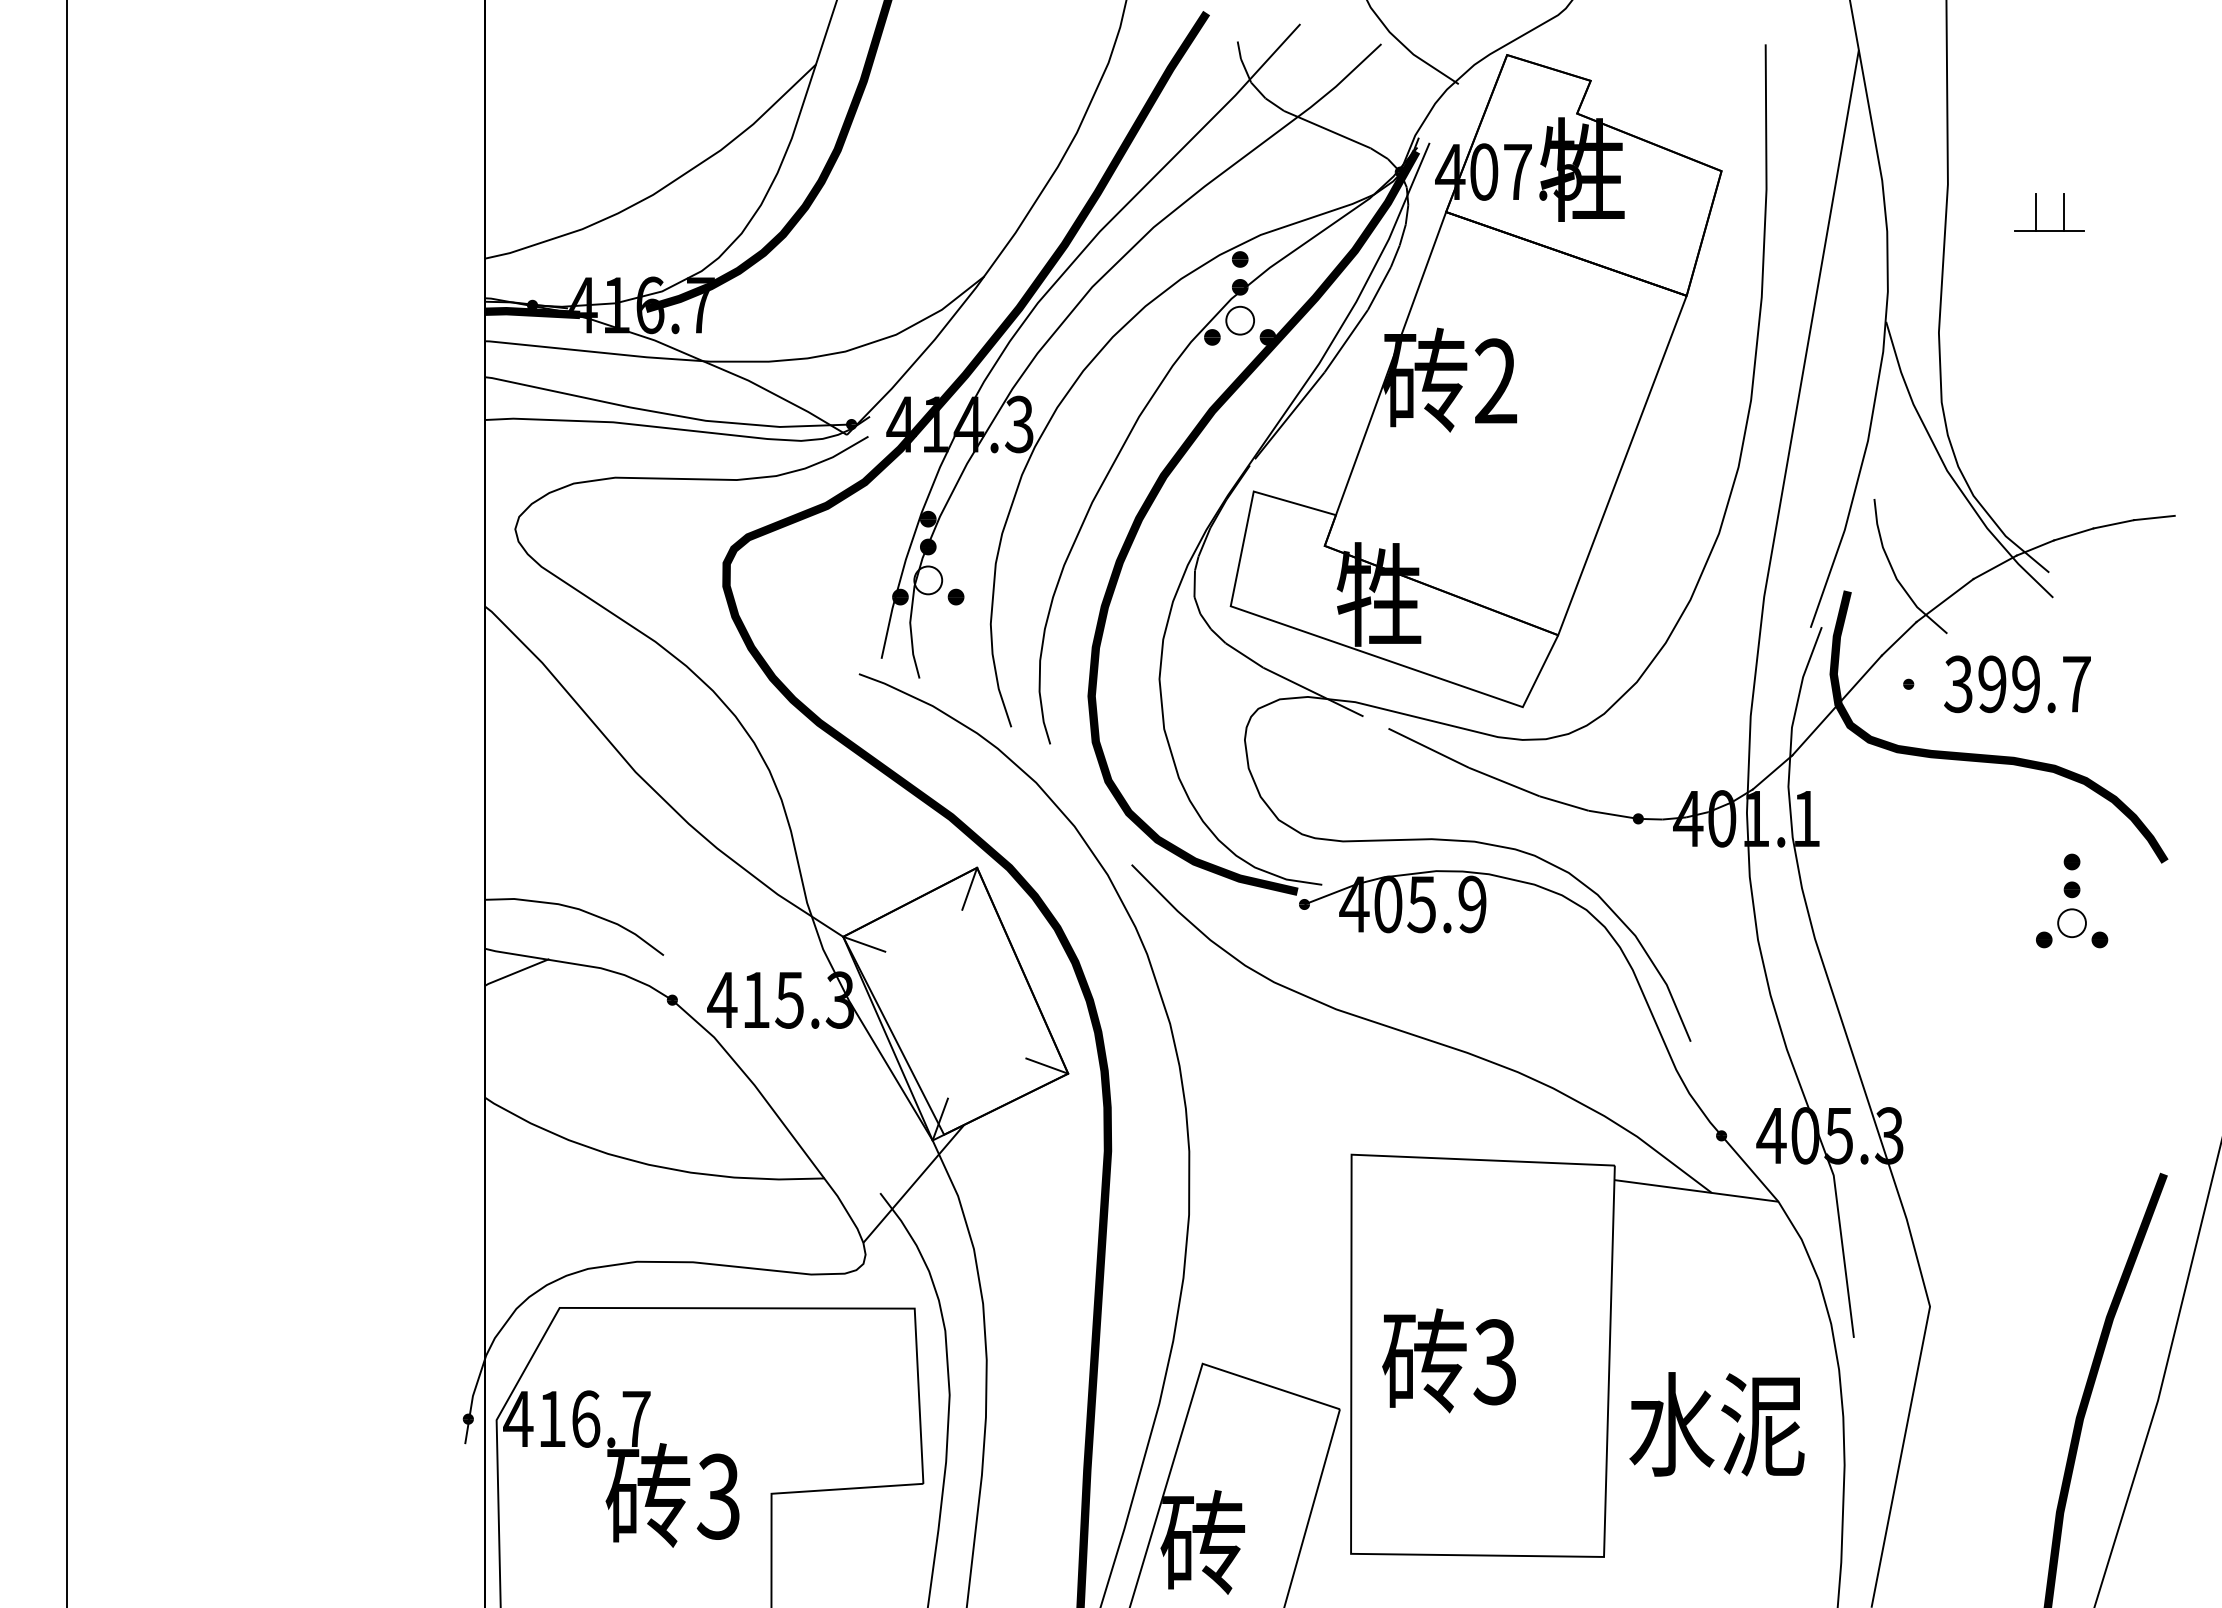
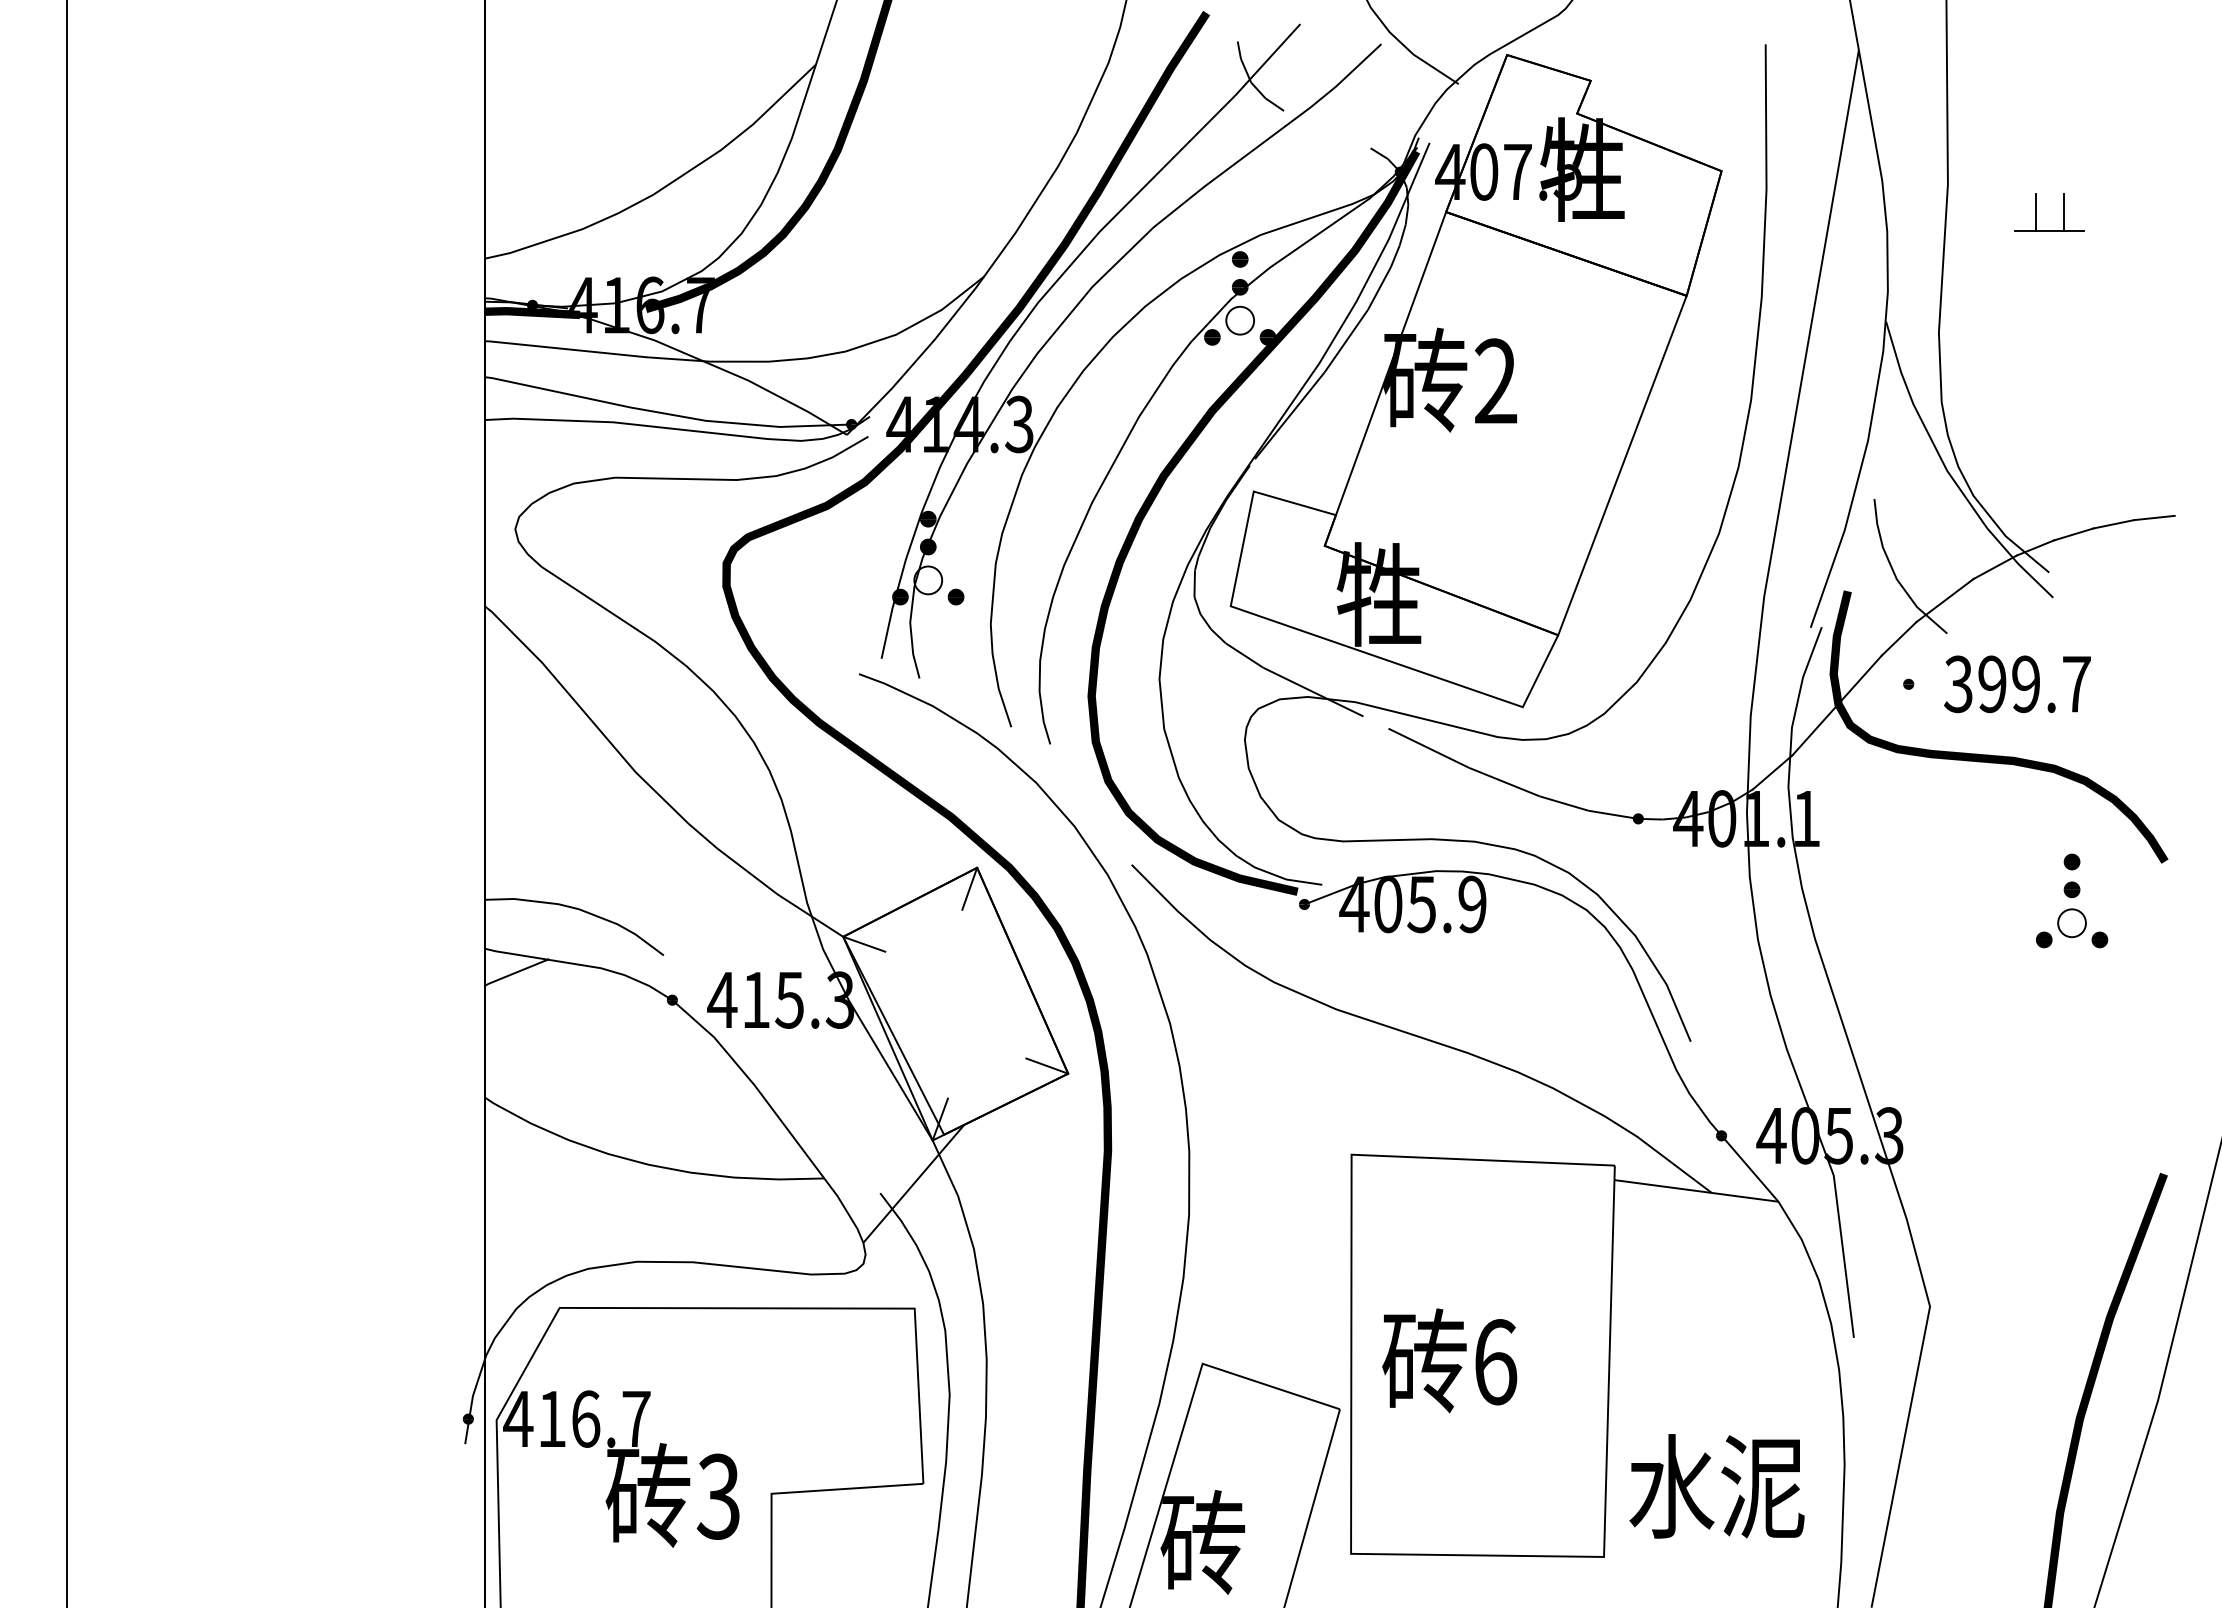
line: present -> none (1327, 129)
text: 3 -> 6 (1495, 1362)
text position: (1716, 1424) -> (1716, 1486) (1716, 1486)
